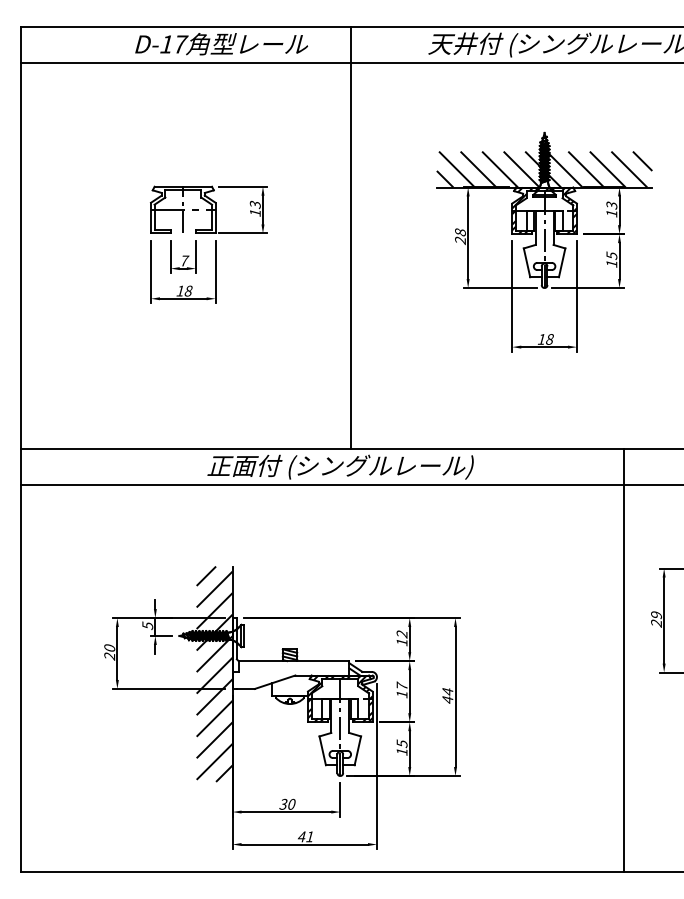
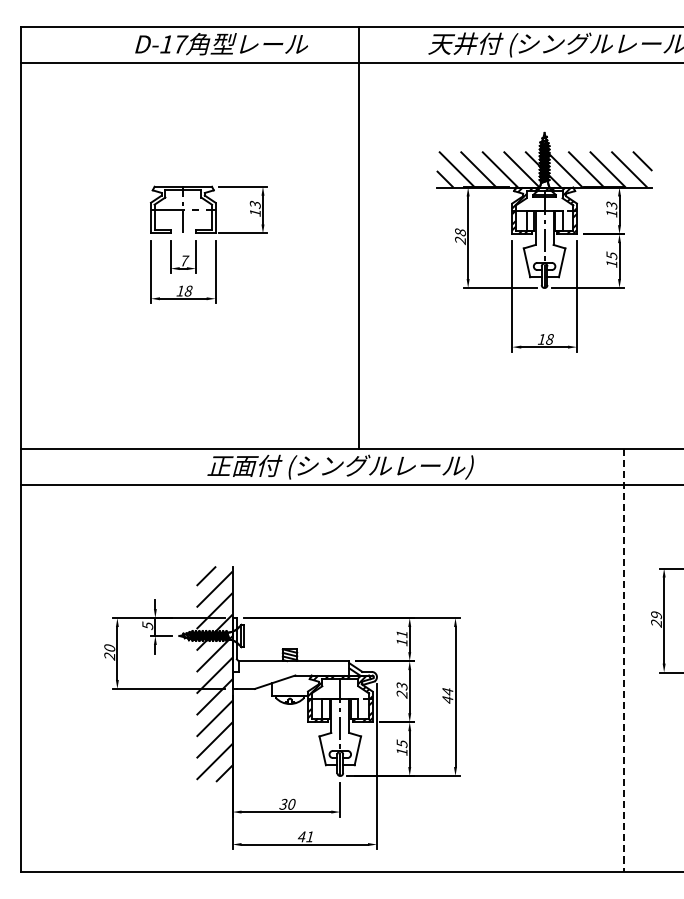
line position: (350, 237) -> (358, 237) (358, 237)
text: 12 -> 11 (401, 634)
line: solid -> dashed (624, 661)
text: 17 -> 23 (401, 689)
